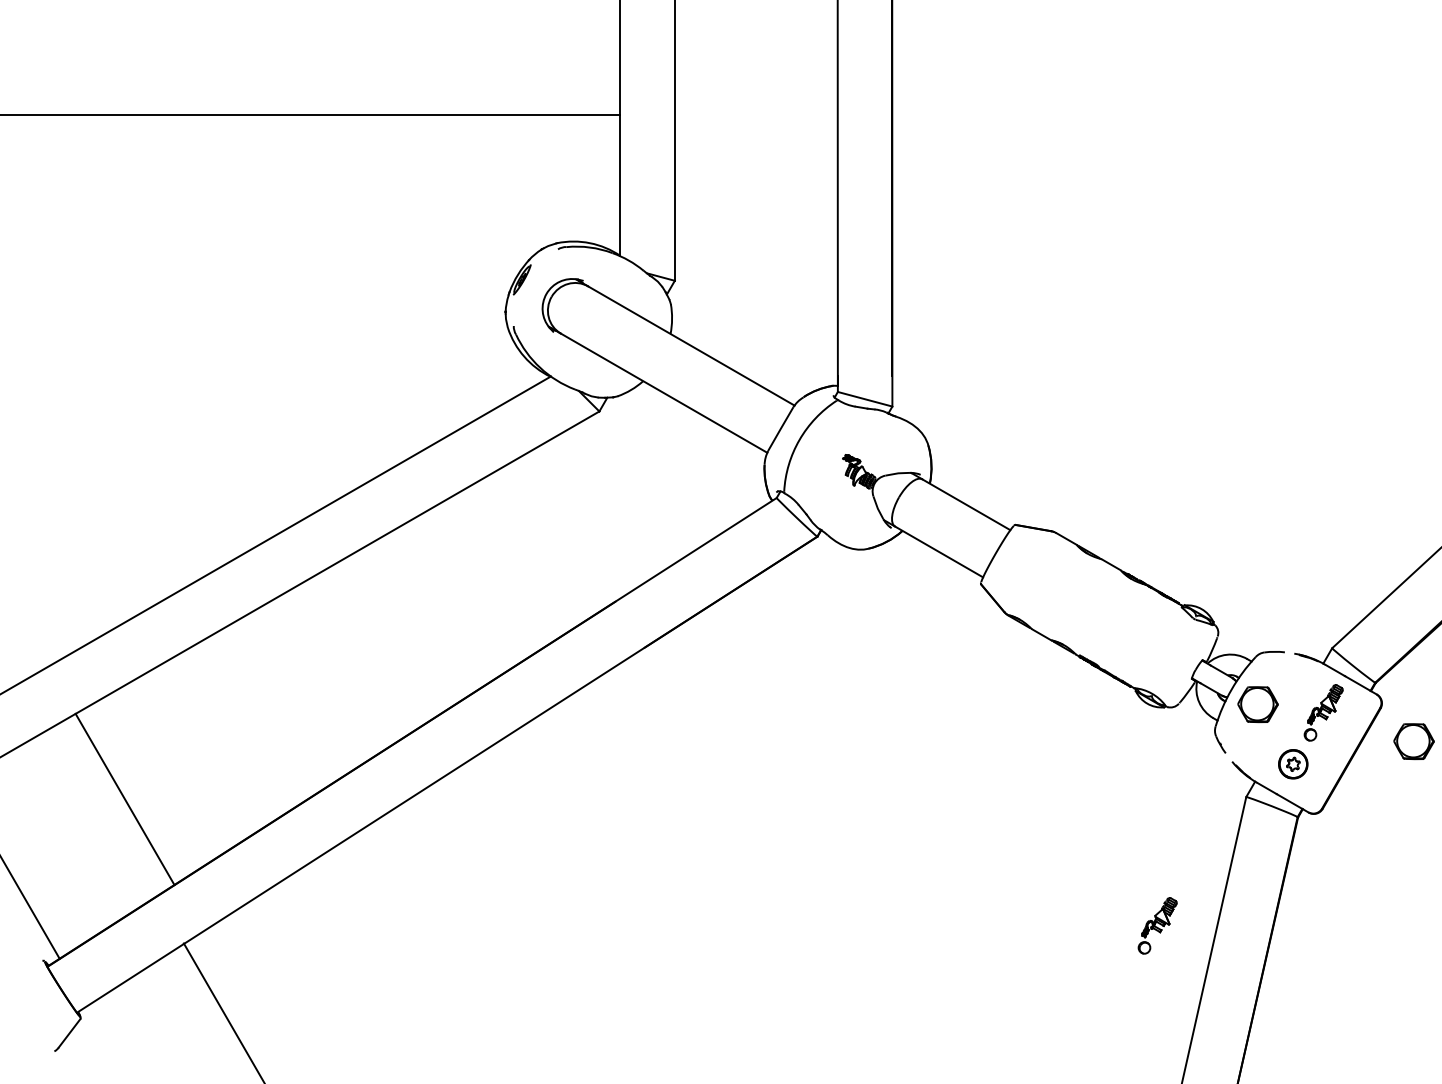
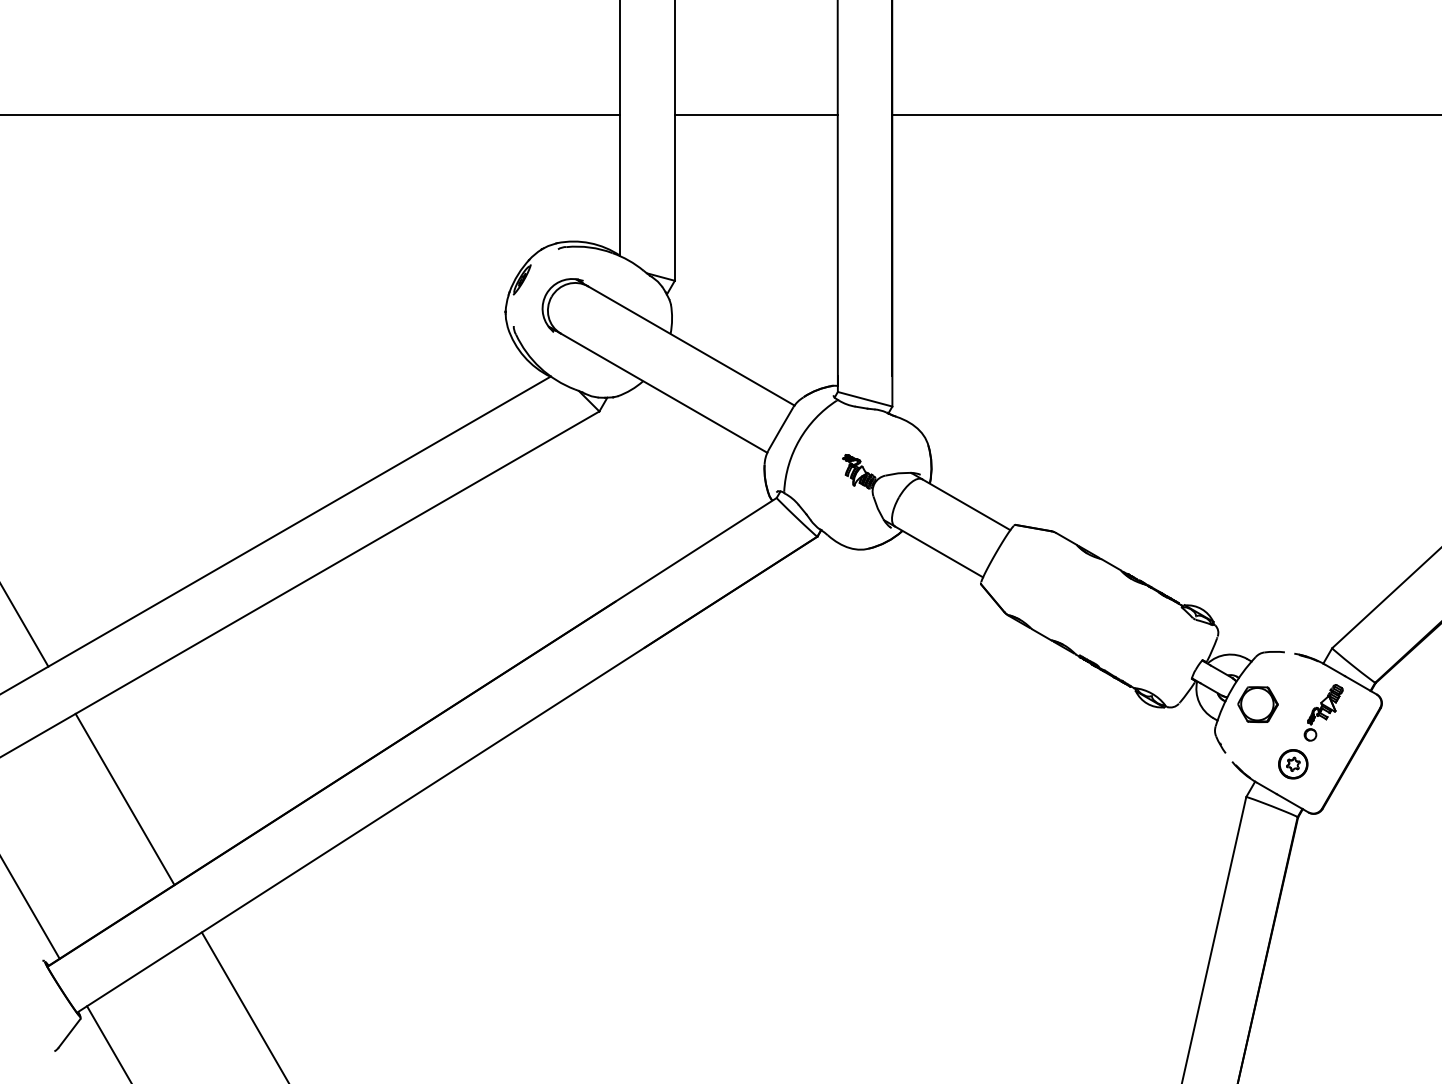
line: none -> present (755, 115)
line: none -> present (1165, 115)
line: none -> present (25, 626)
part: present -> none (1413, 741)
part: present -> none (1157, 925)
line position: (222, 1011) -> (244, 1006) (244, 1006)
line: none -> present (108, 1043)
